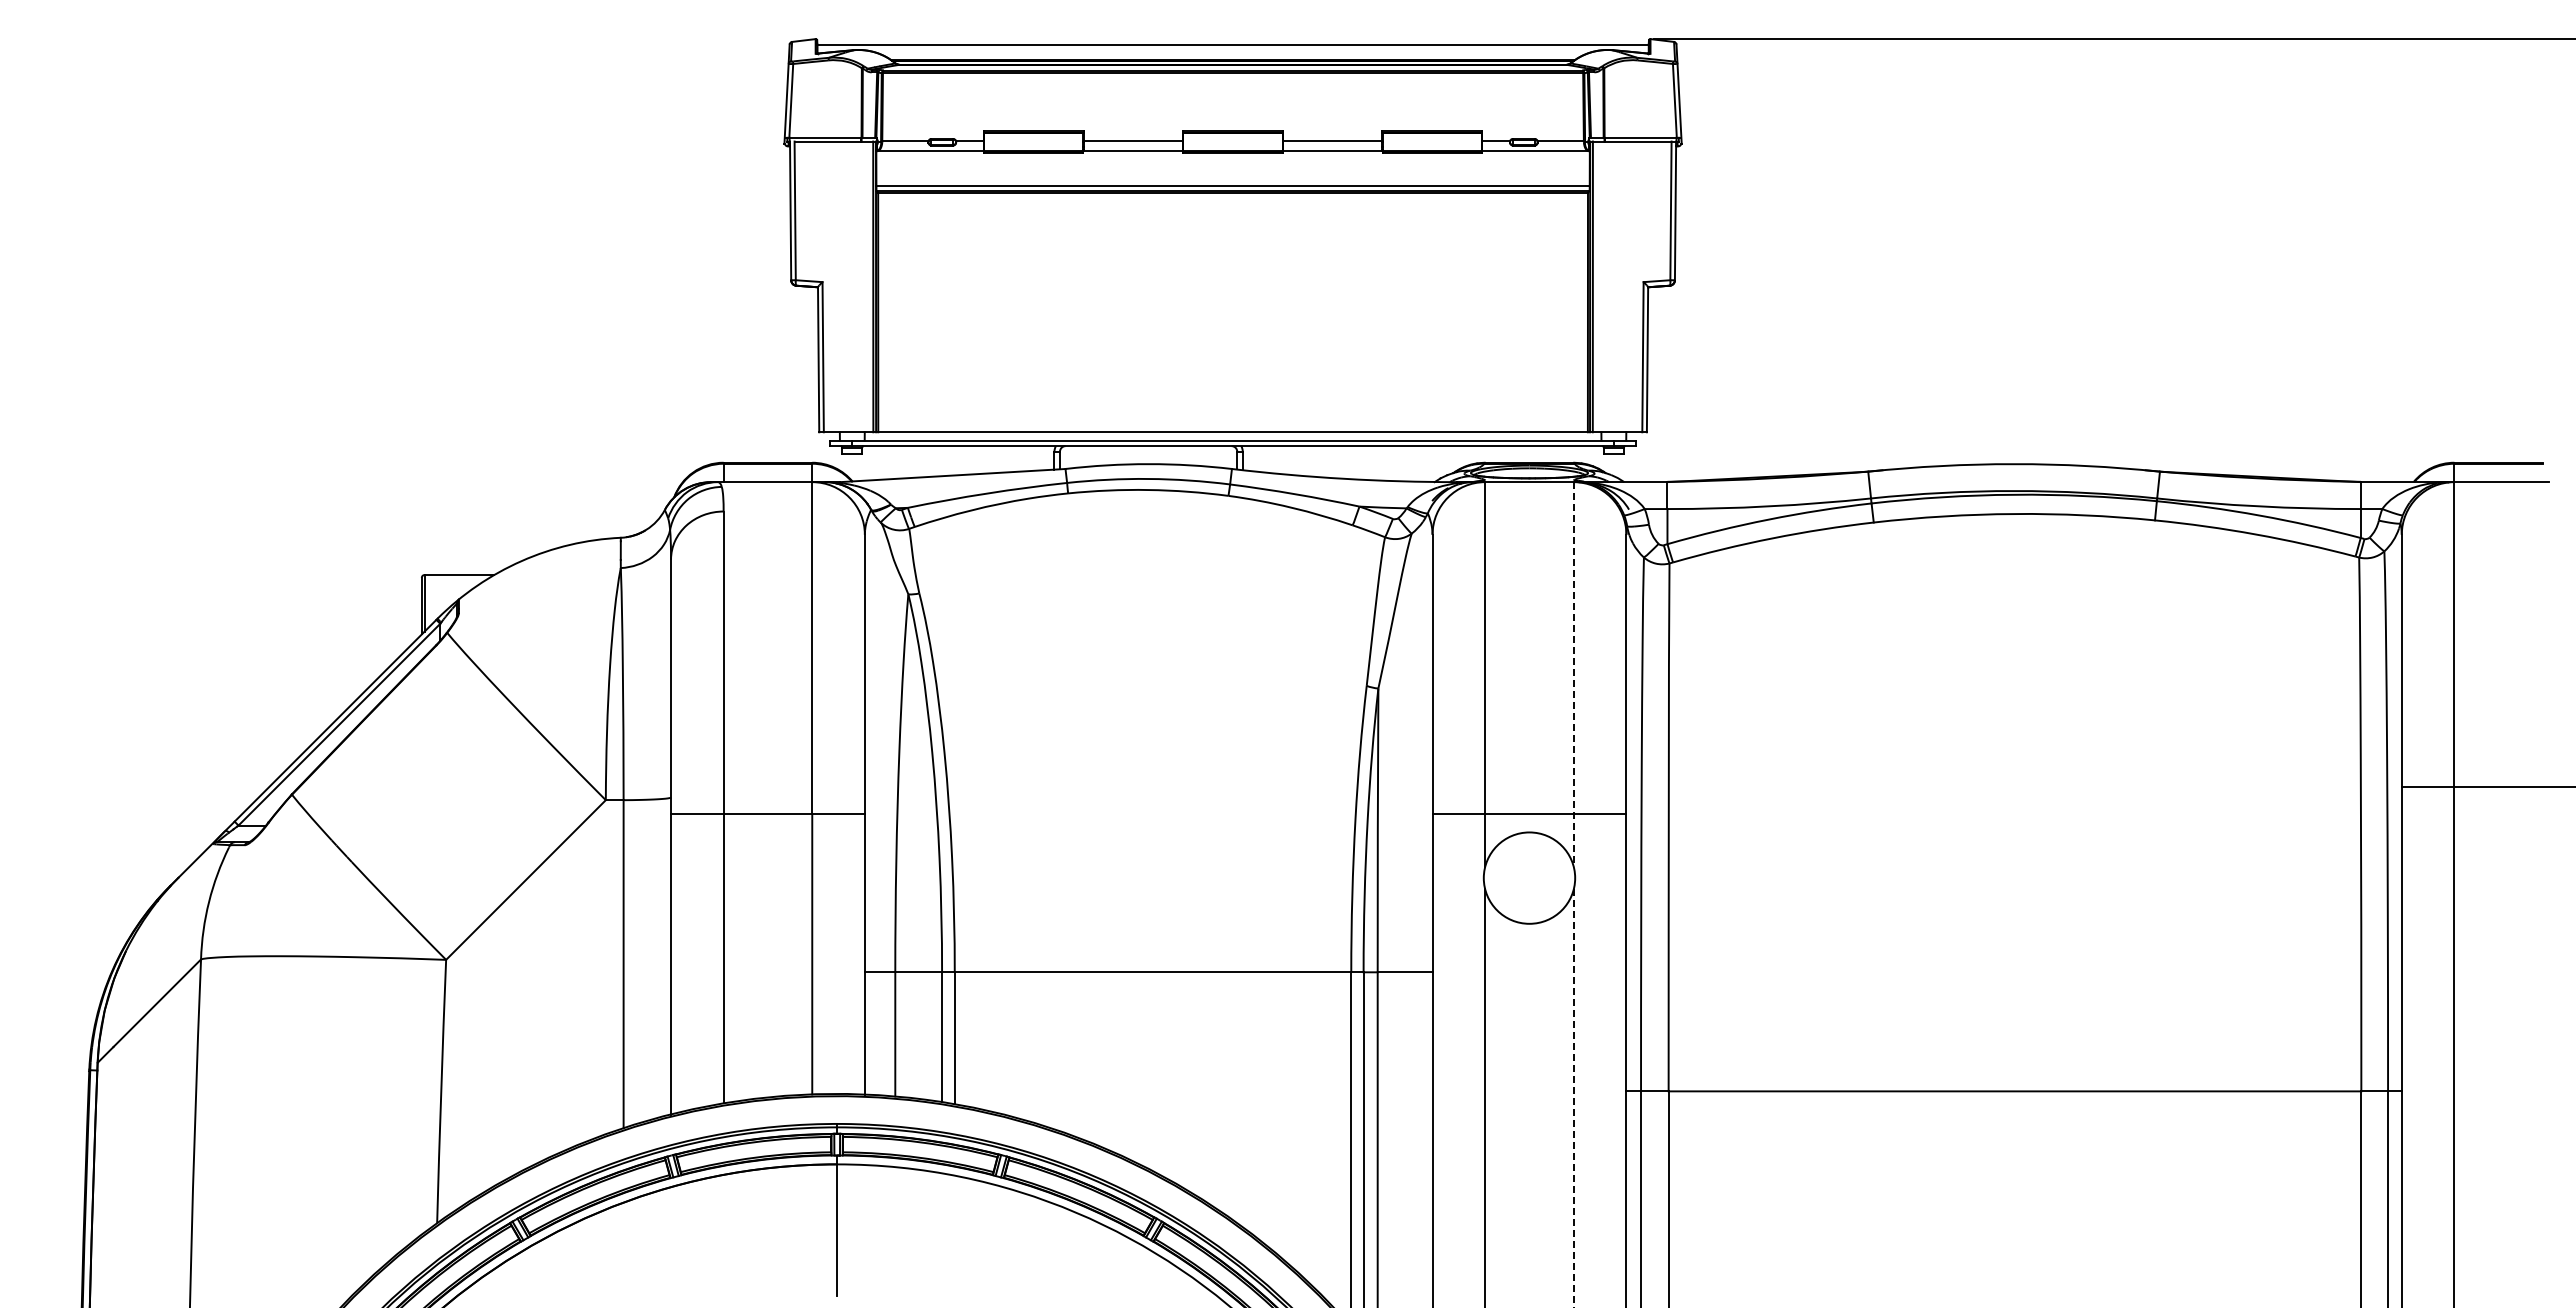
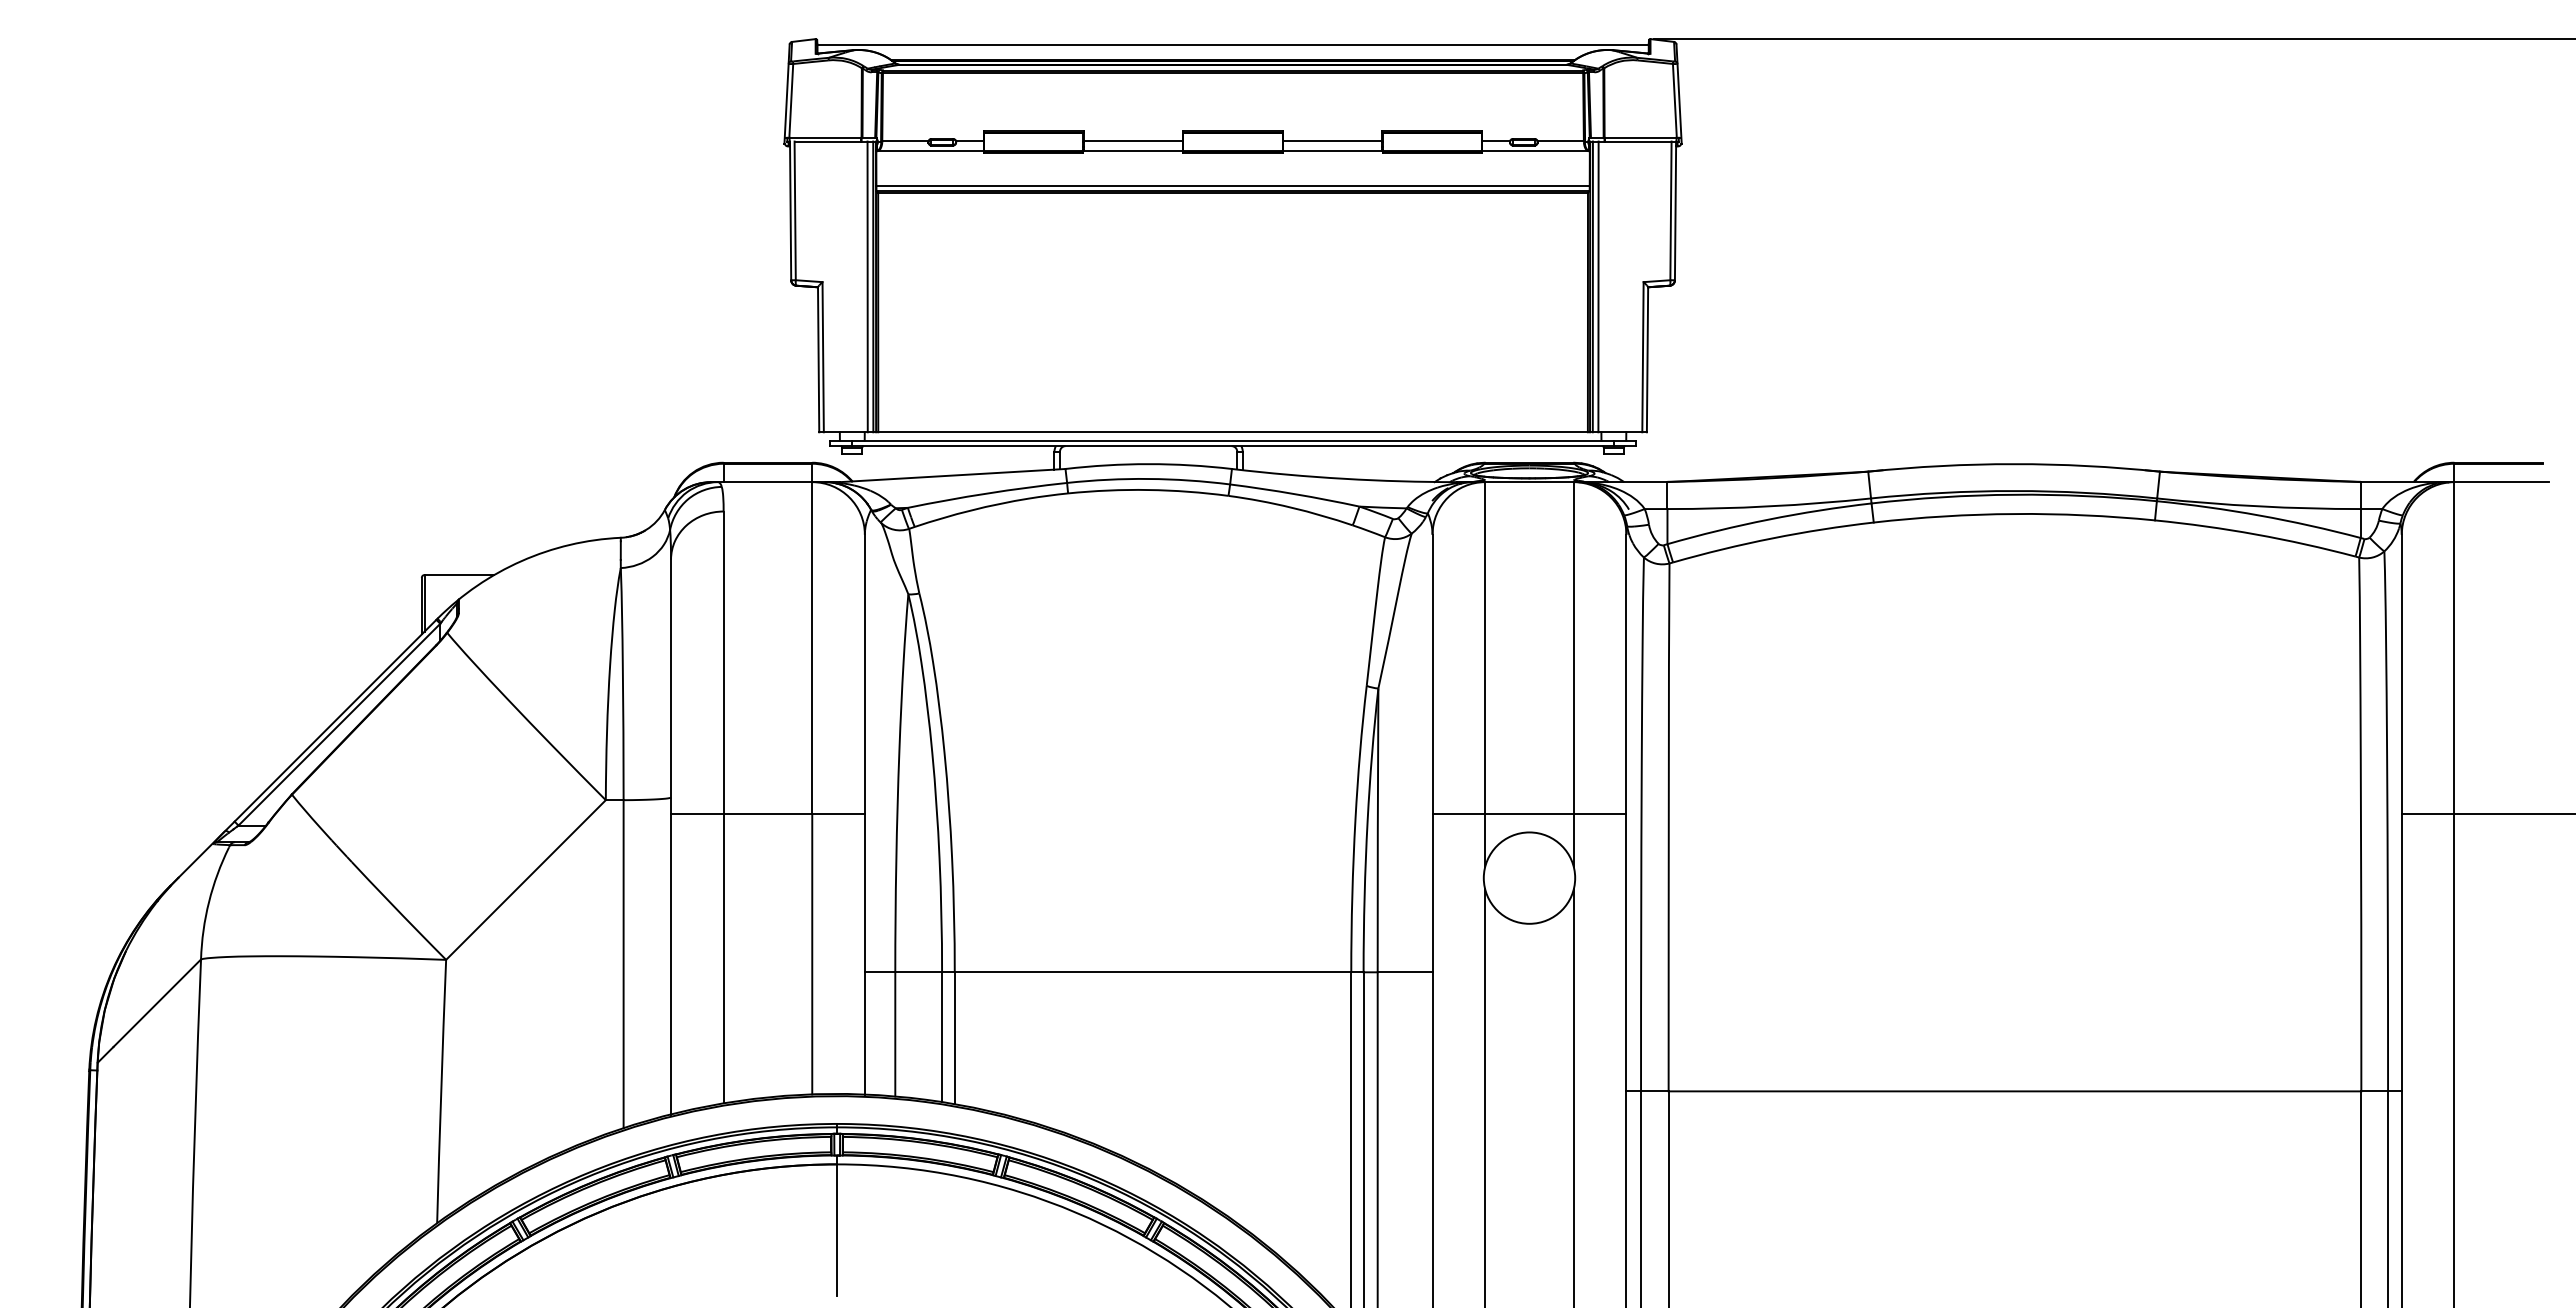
line: none -> present (867, 286)
line: none -> present (1598, 286)
line: dashed -> solid (1573, 675)
line position: (2486, 787) -> (2486, 814) (2486, 814)
line: dashed -> solid (1573, 1098)
